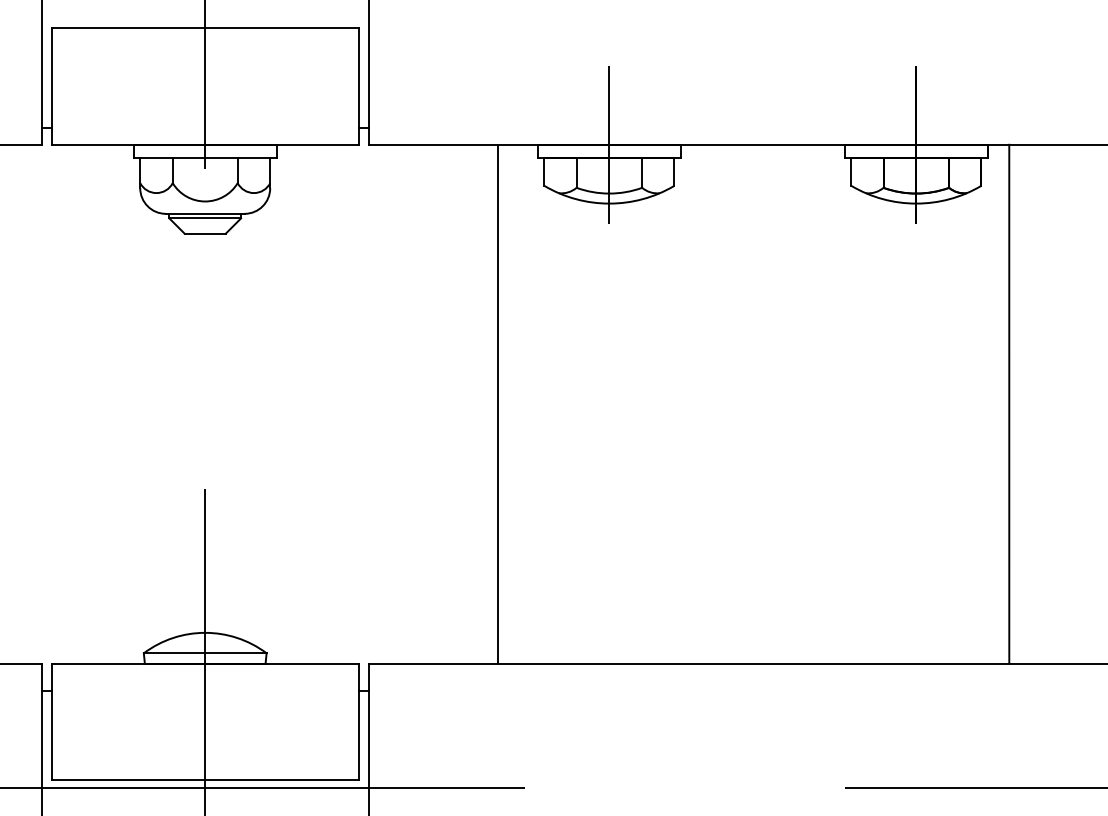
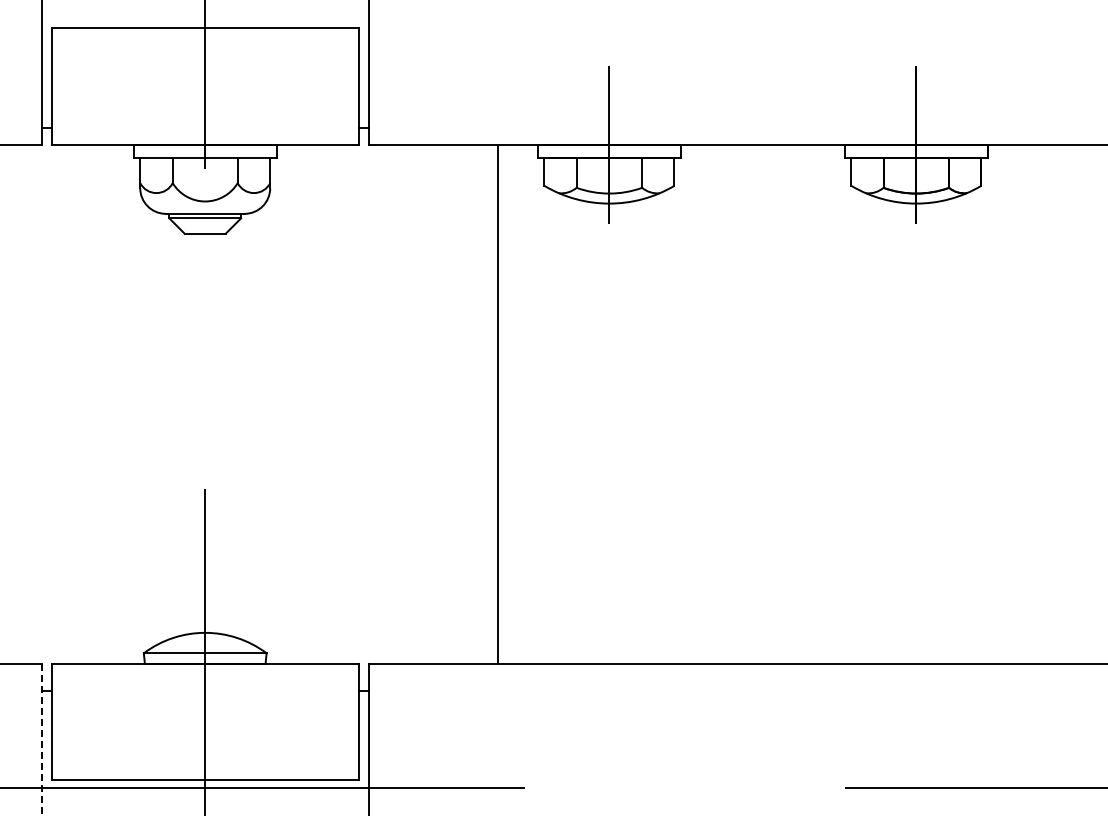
line: present -> none (1009, 403)
line: solid -> dashed (41, 739)
